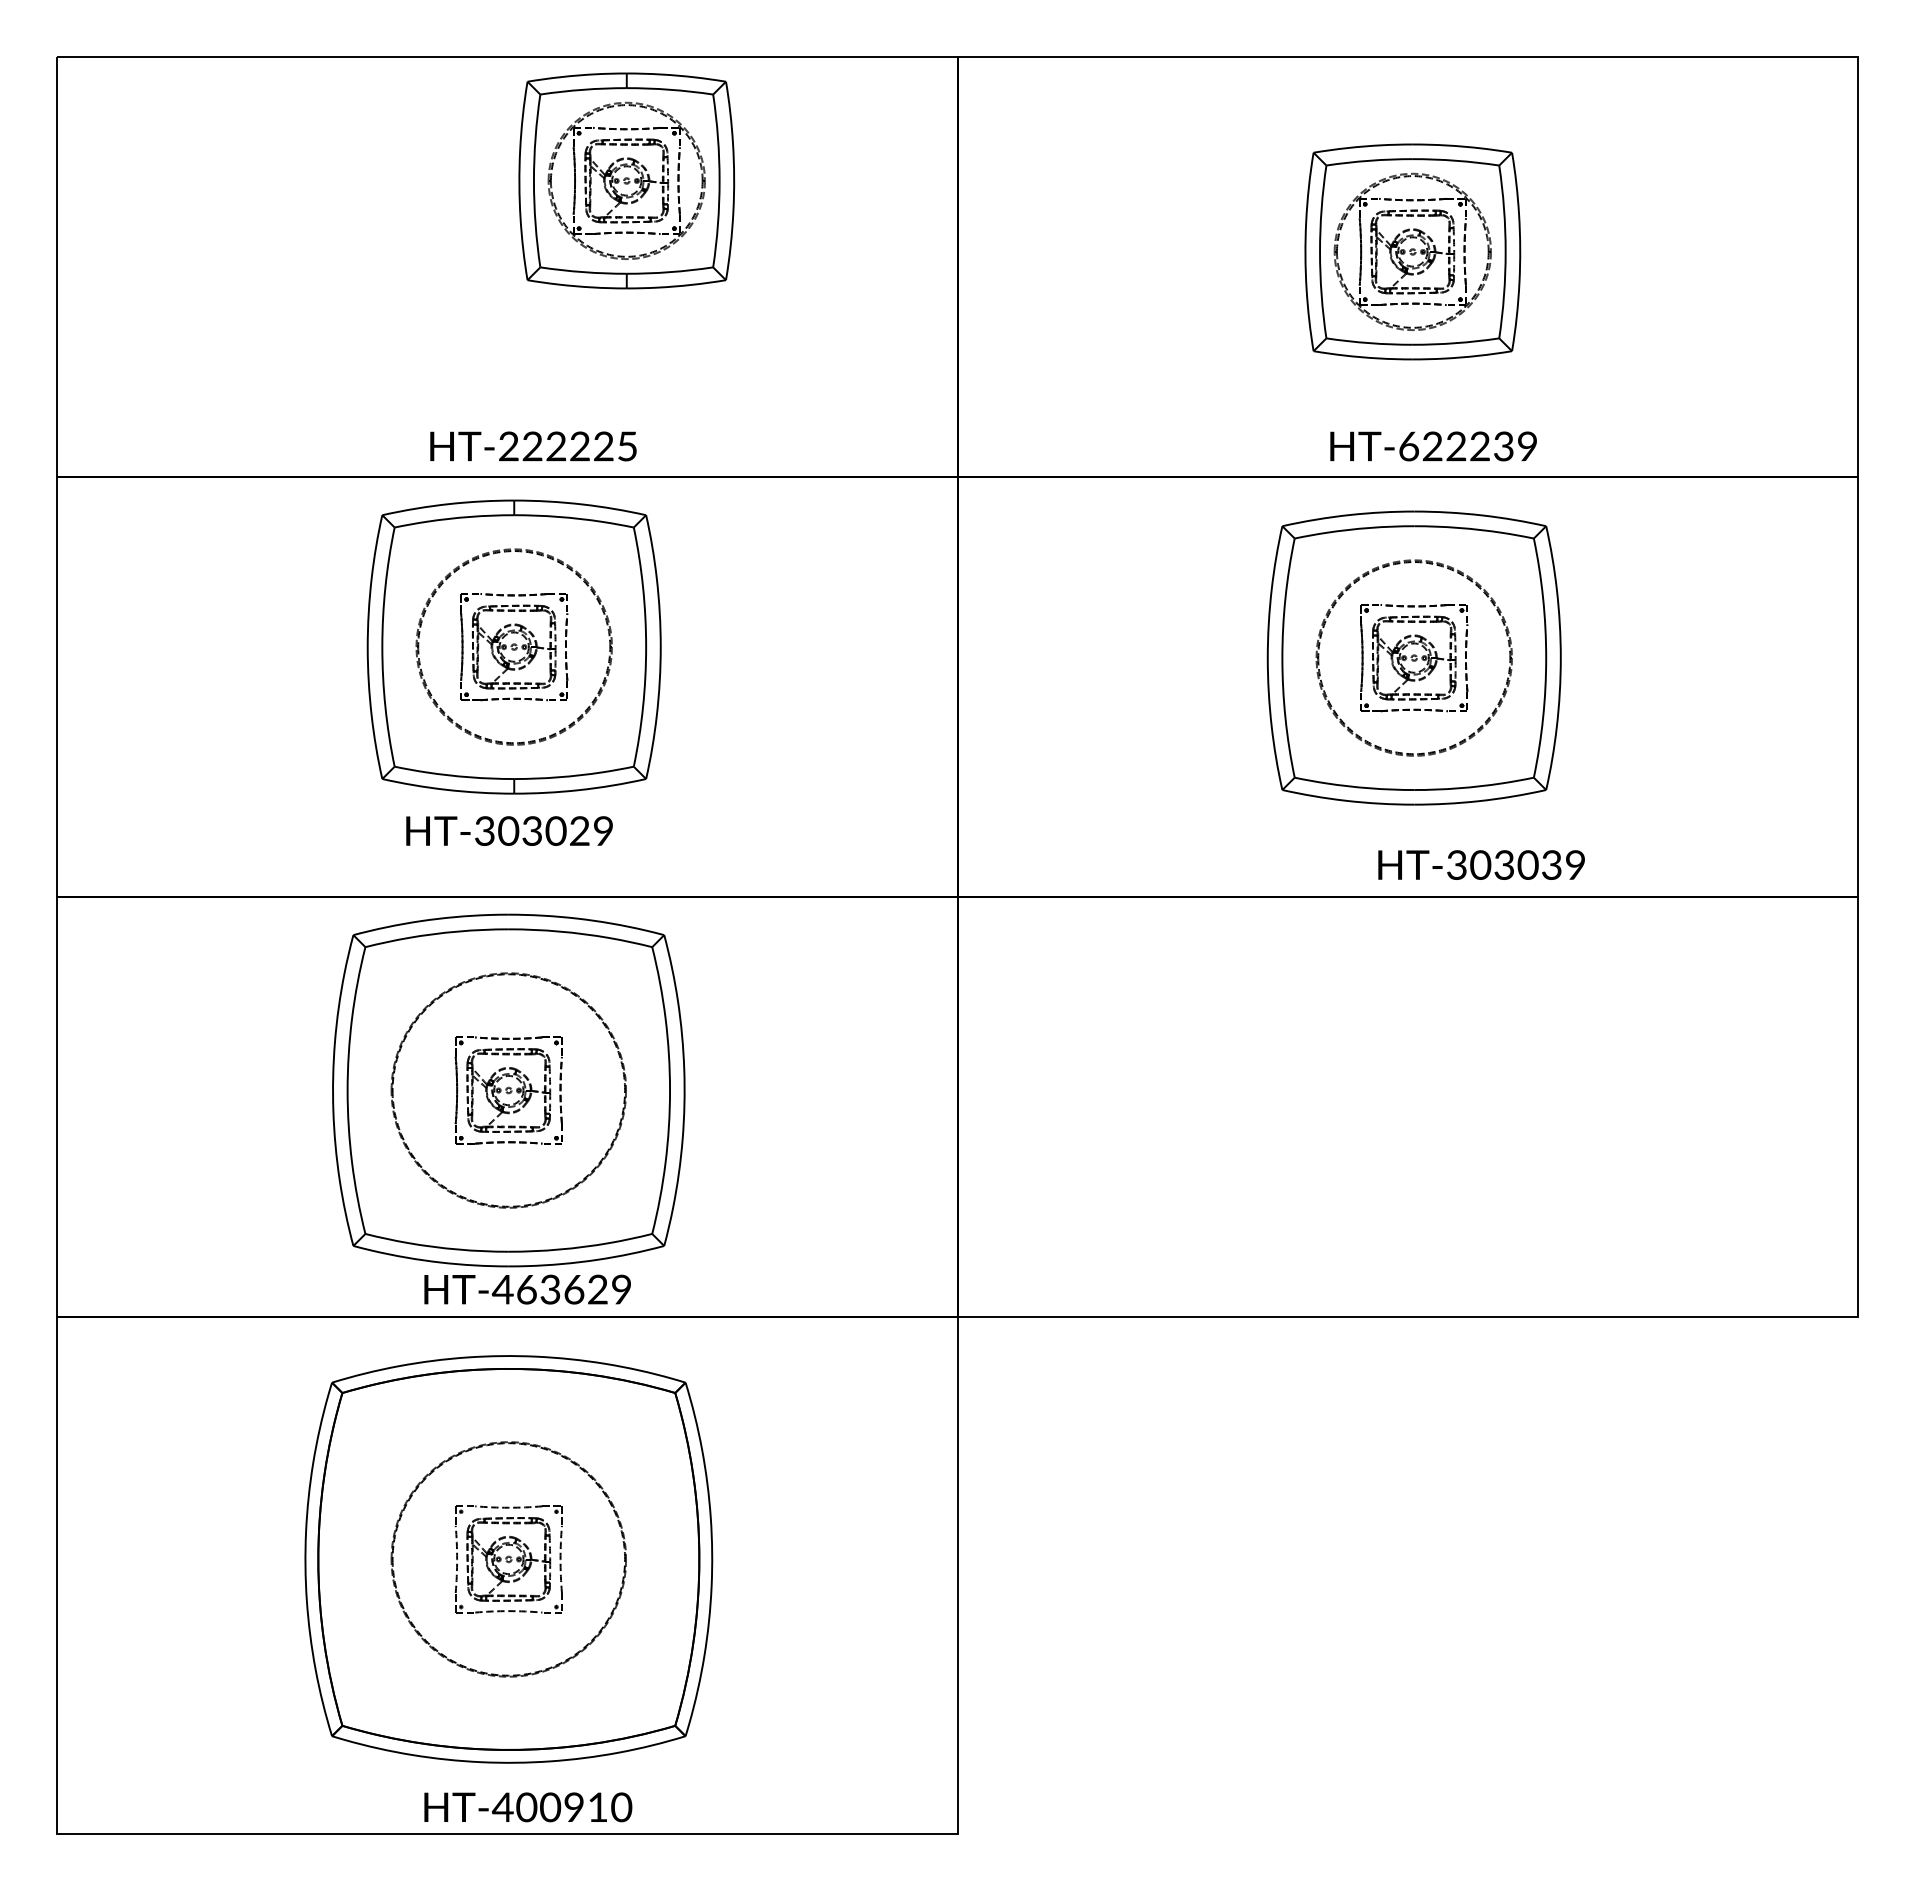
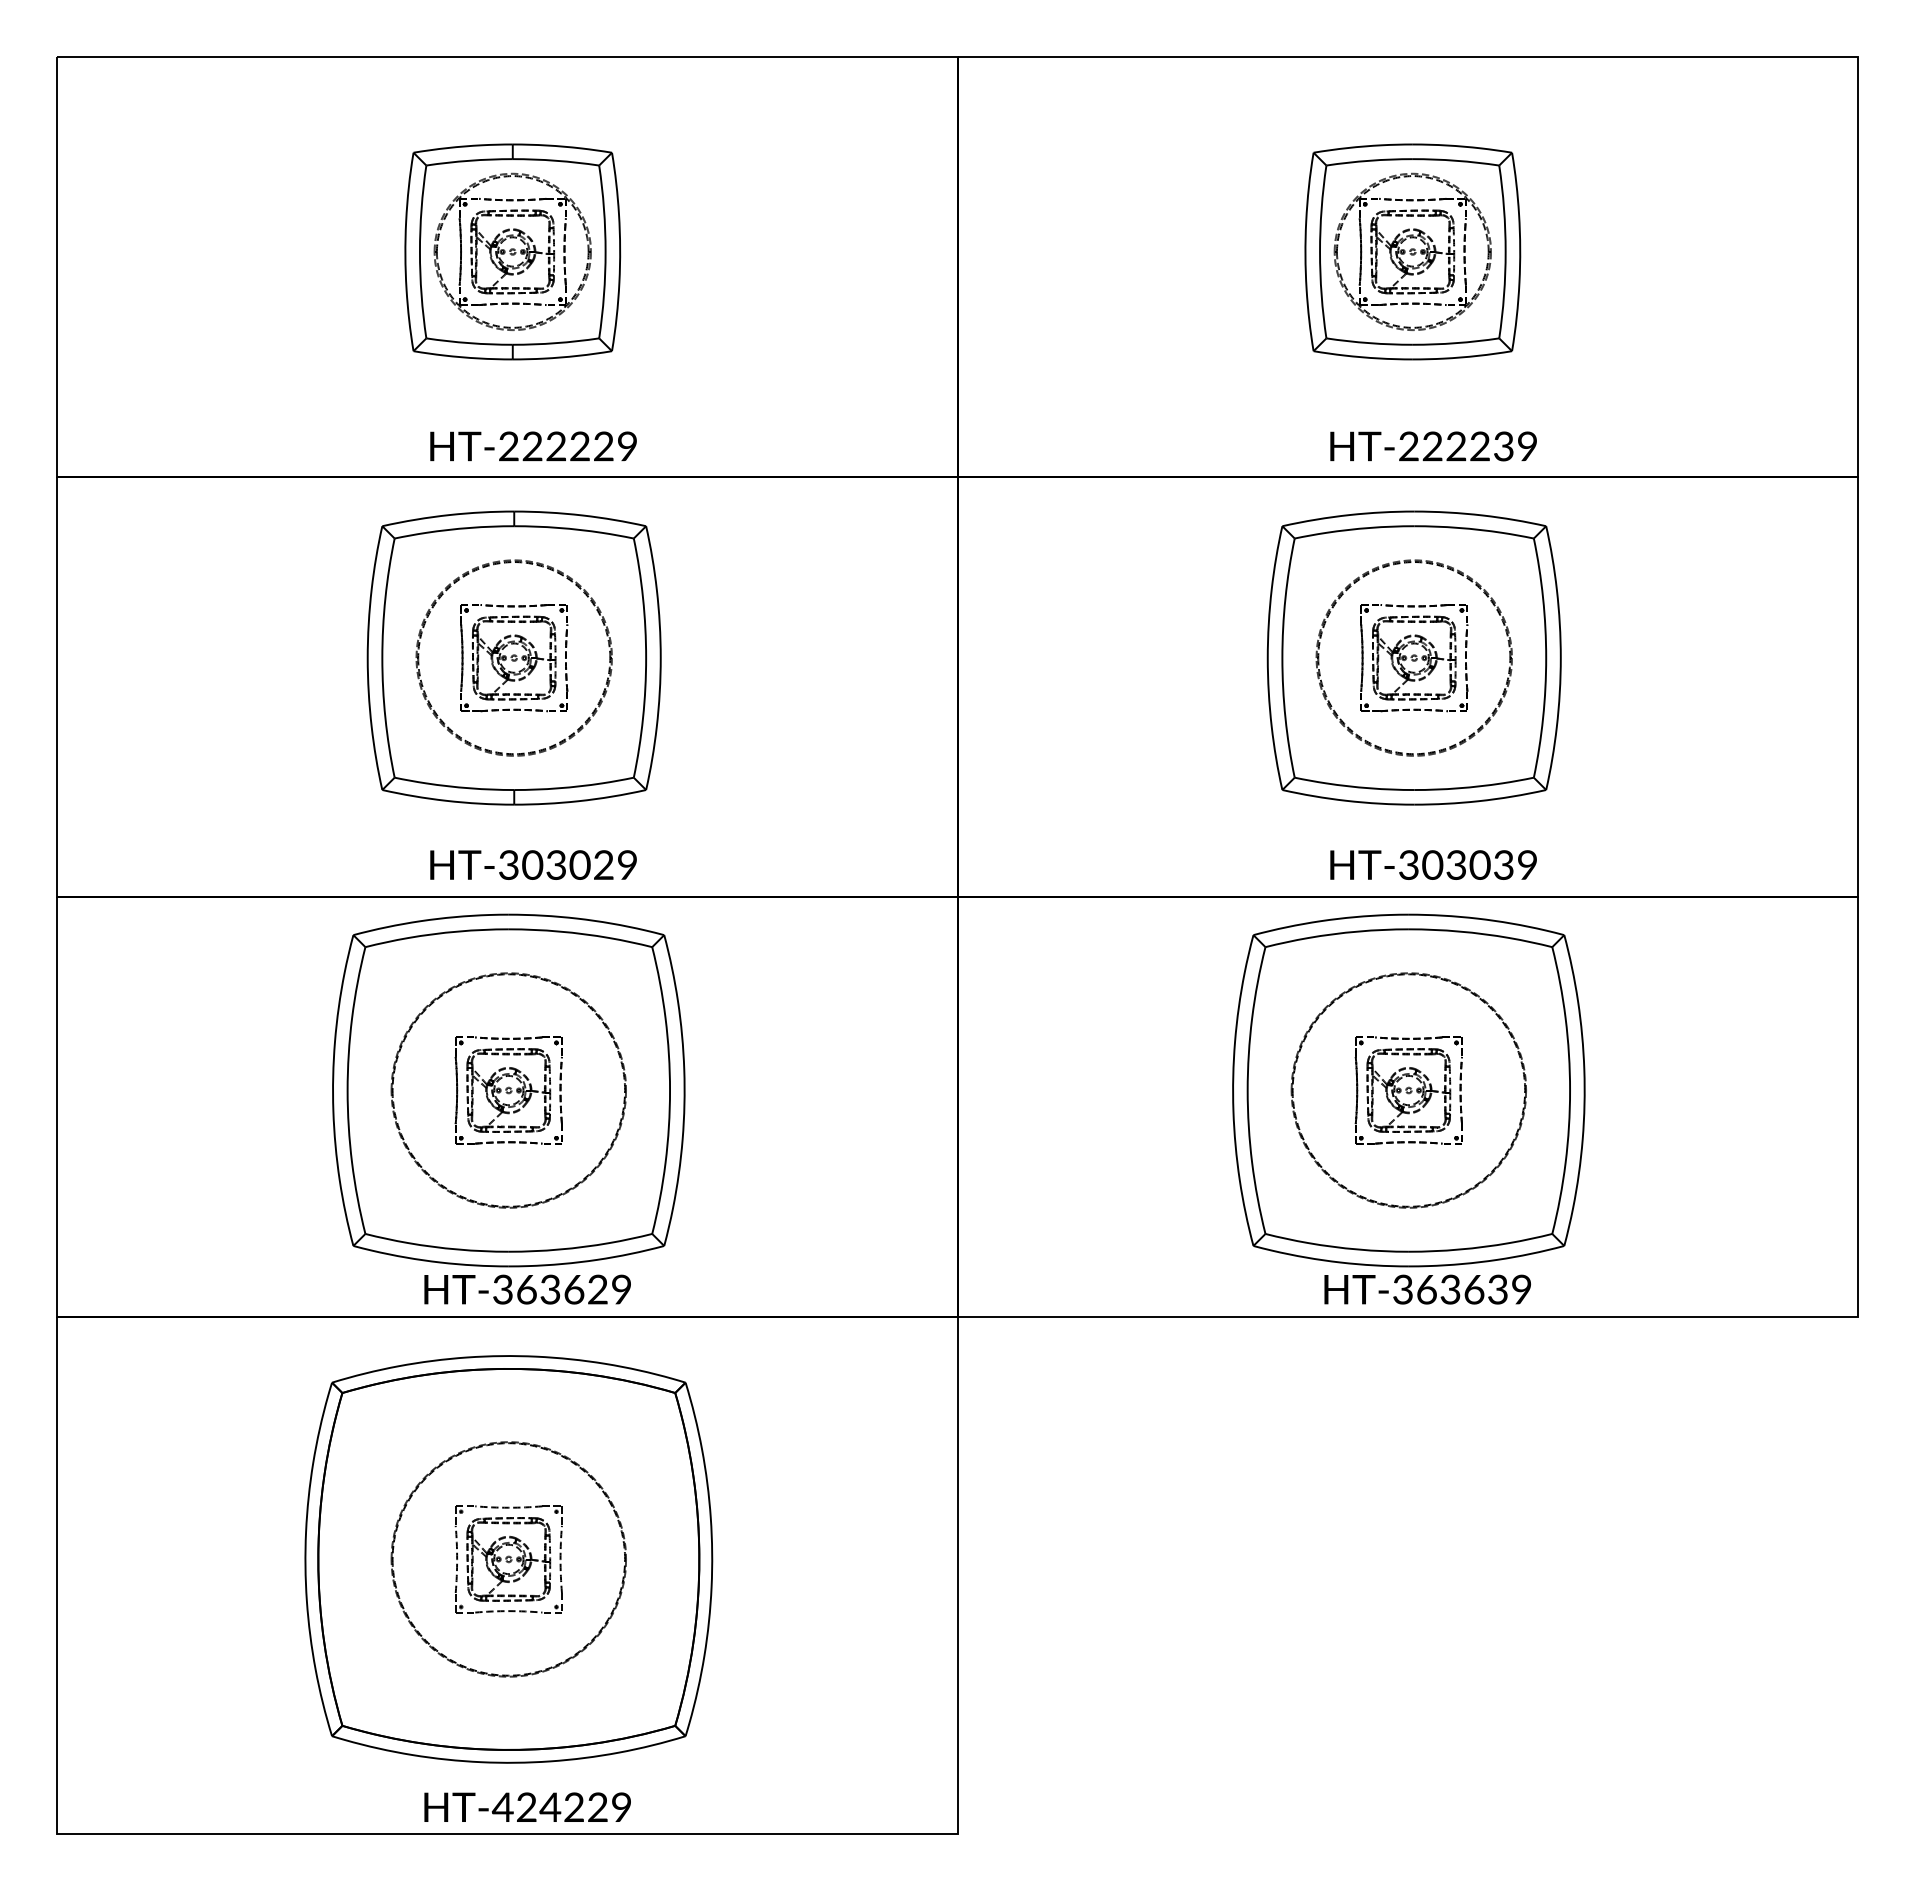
part position: (626, 180) -> (512, 251) (512, 251)
text: HT-222225 -> HT-222229 (627, 446)
text: HT-622239 -> HT-222239 (1409, 446)
part position: (513, 646) -> (513, 657) (513, 657)
text position: (509, 830) -> (533, 864) (533, 864)
text position: (1481, 864) -> (1433, 864) (1433, 864)
part: none -> present (1408, 1108)
text: HT-463629 -> HT-363629 (502, 1289)
text: HT-400910 -> HT-424229 (574, 1807)
